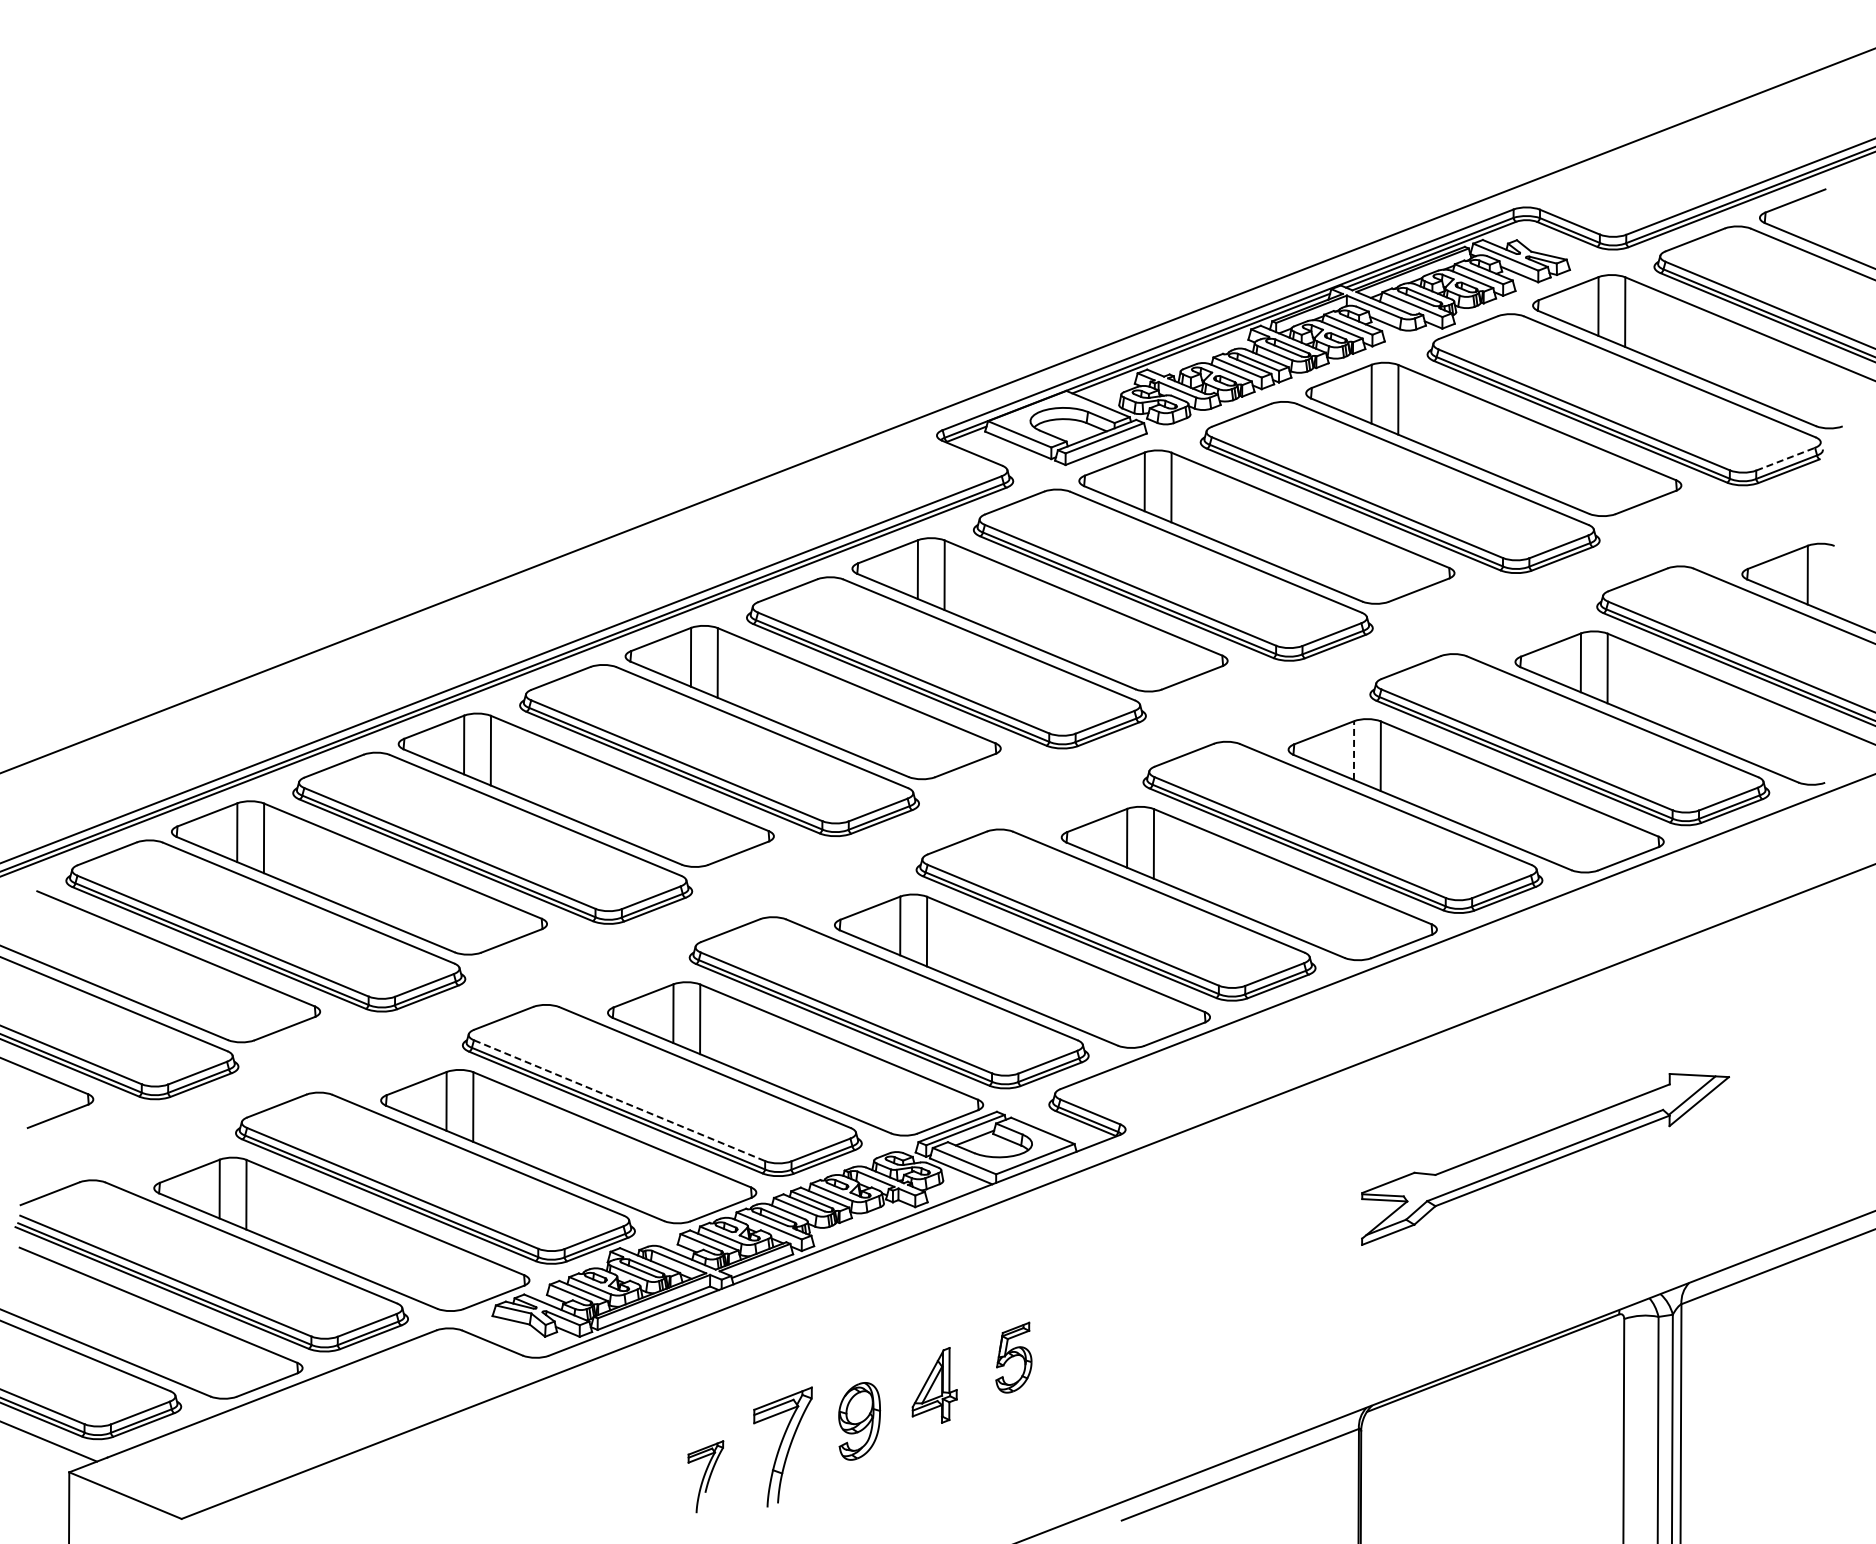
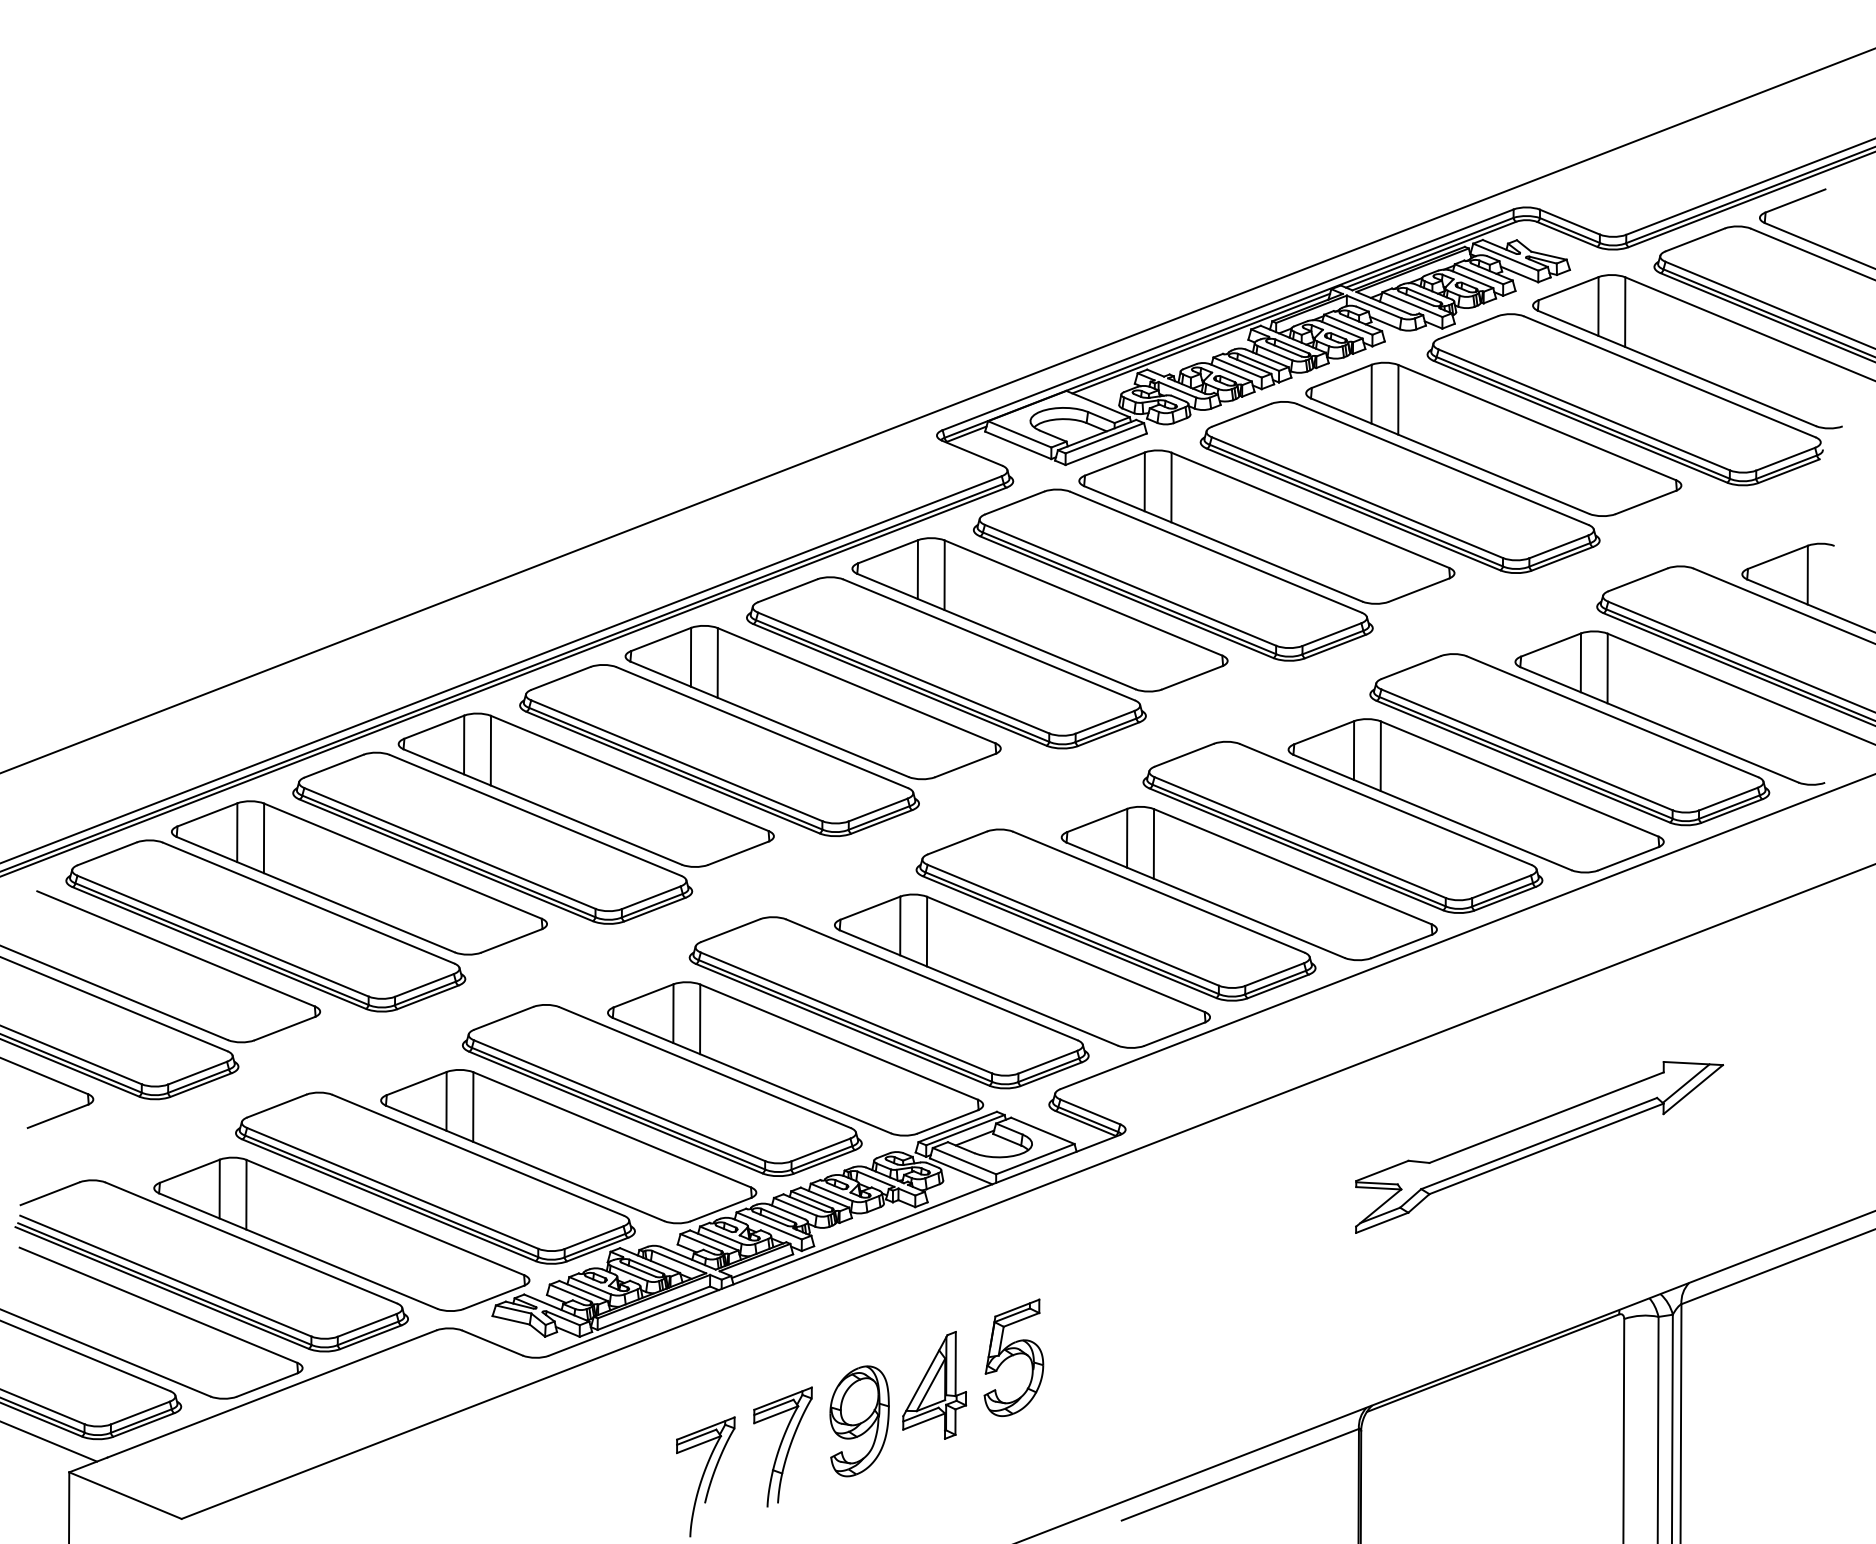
line: dashed -> solid (1785, 459)
line: dashed -> solid (1354, 750)
line: dashed -> solid (619, 1100)
part position: (1545, 1159) -> (1539, 1147) (1539, 1147)
part size: 38x73 px -> 62x119 px (1013, 1357)
part size: 47x77 px -> 66x109 px (934, 1385)
part size: 44x79 px -> 61x113 px (859, 1421)
part size: 38x74 px -> 60x122 px (705, 1476)
